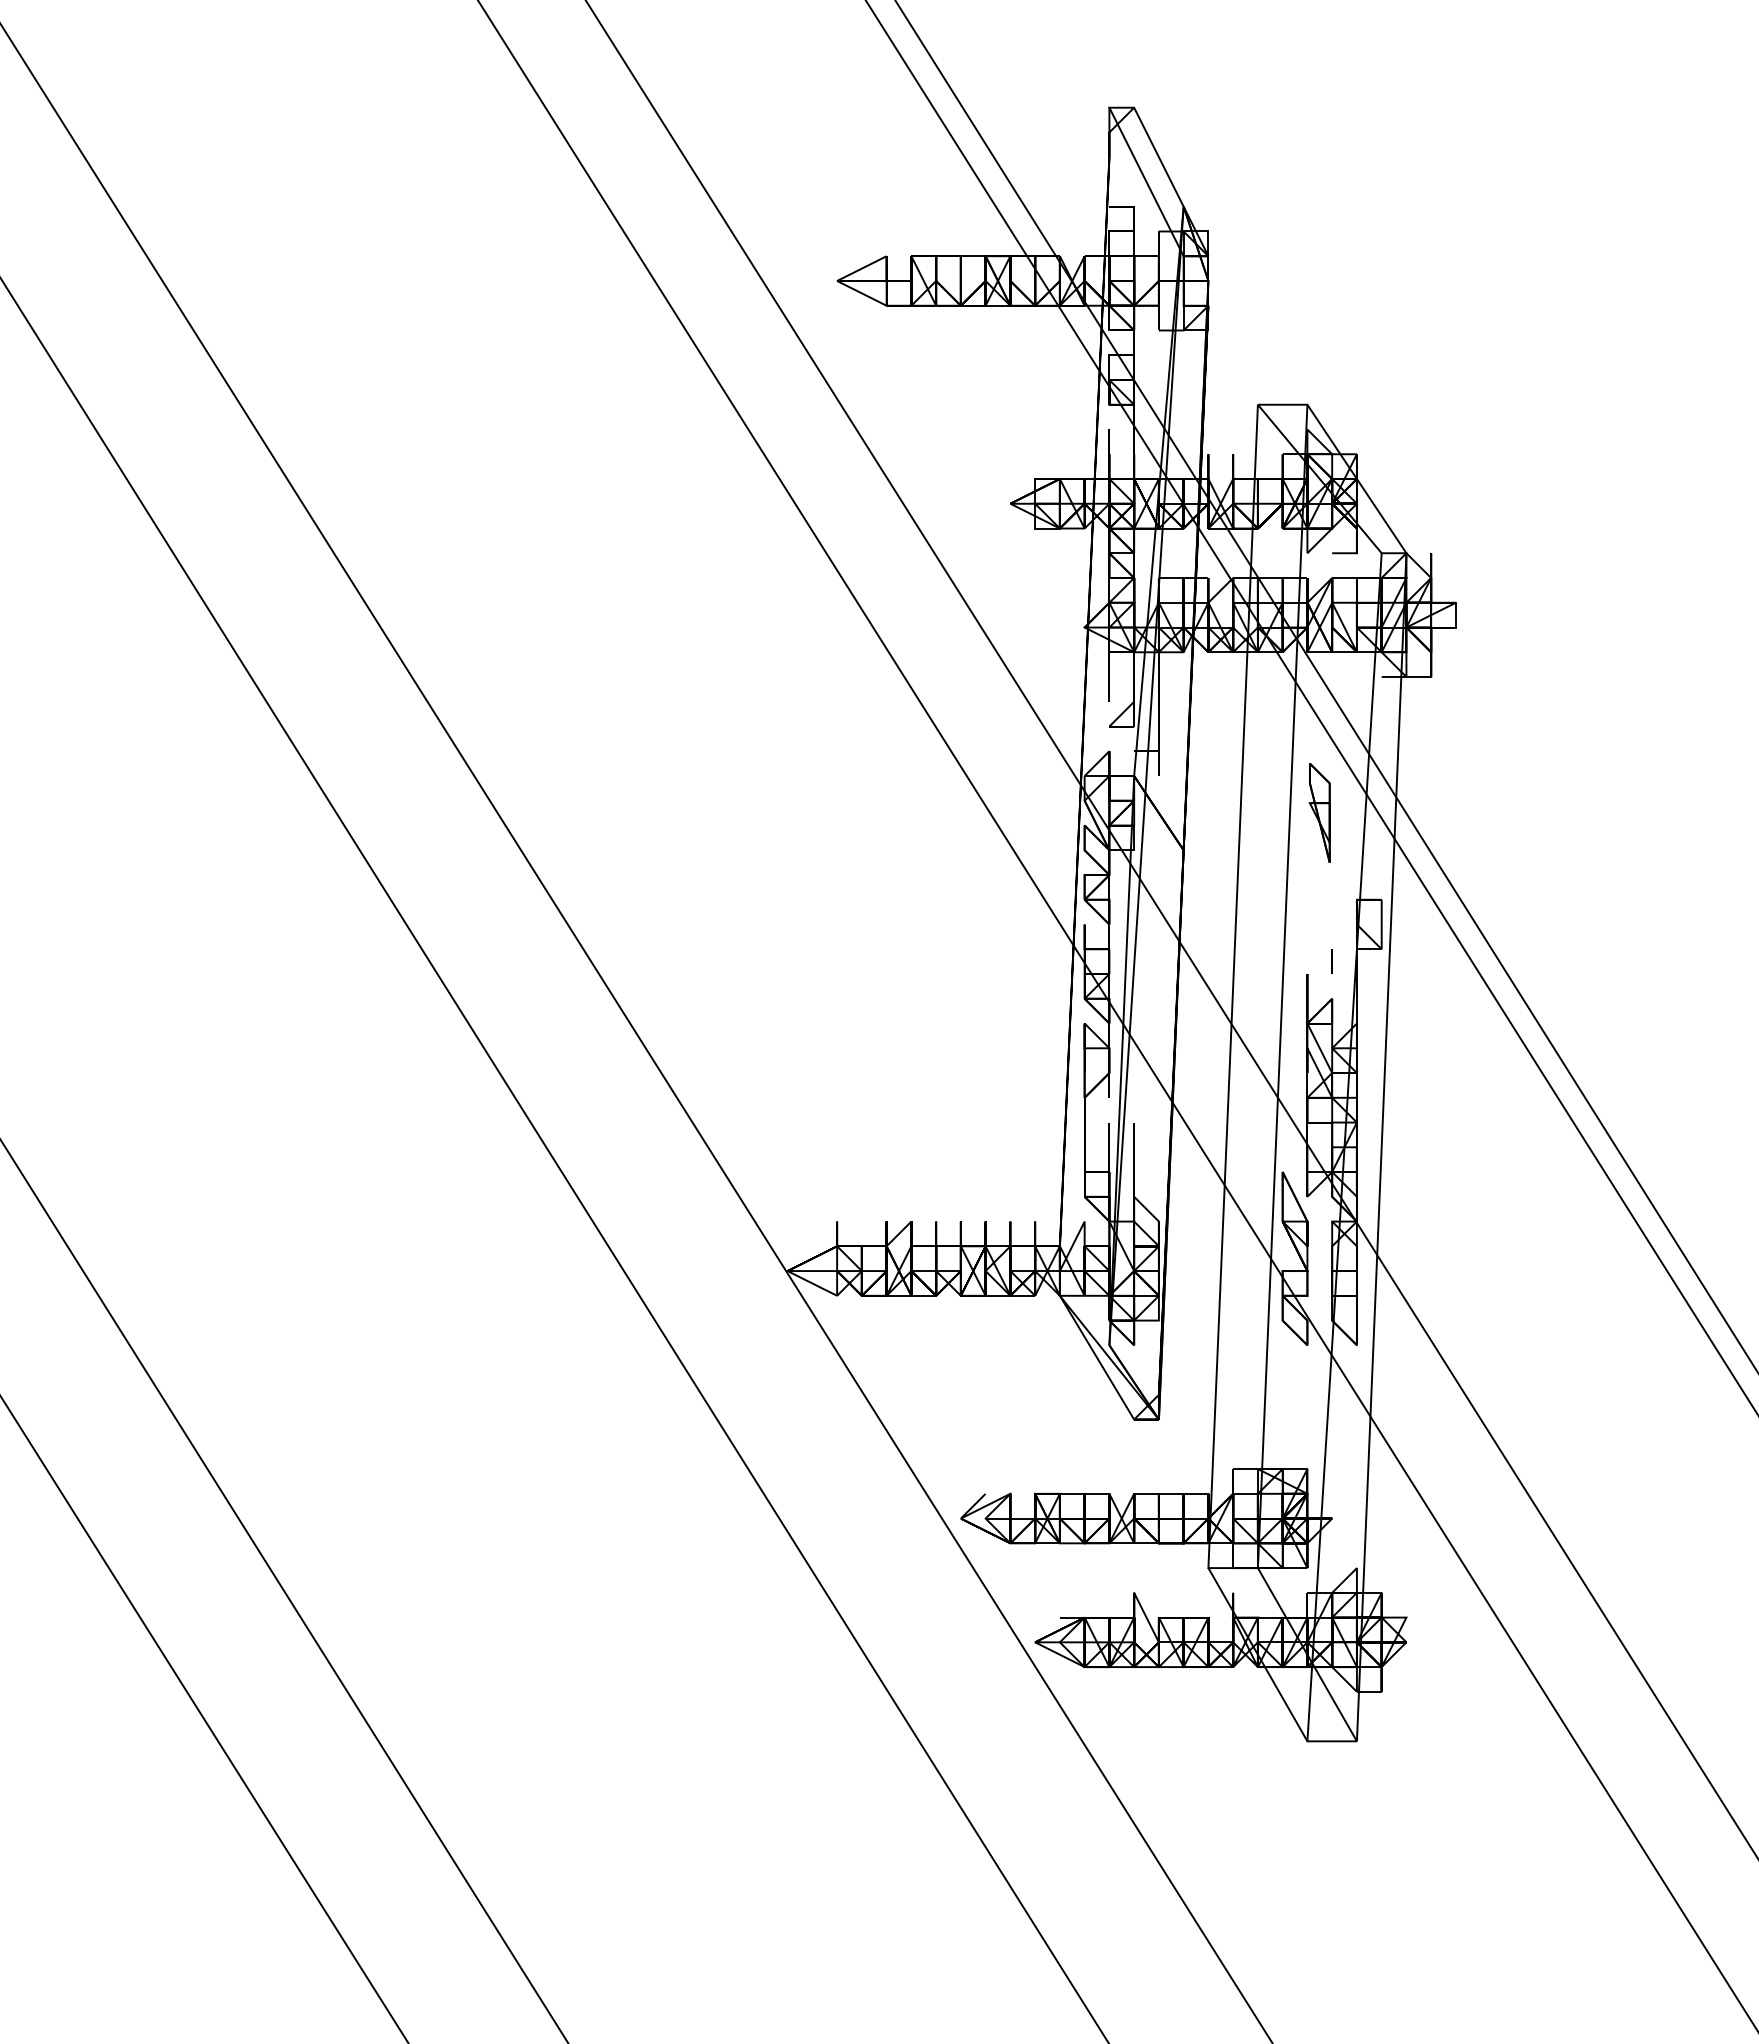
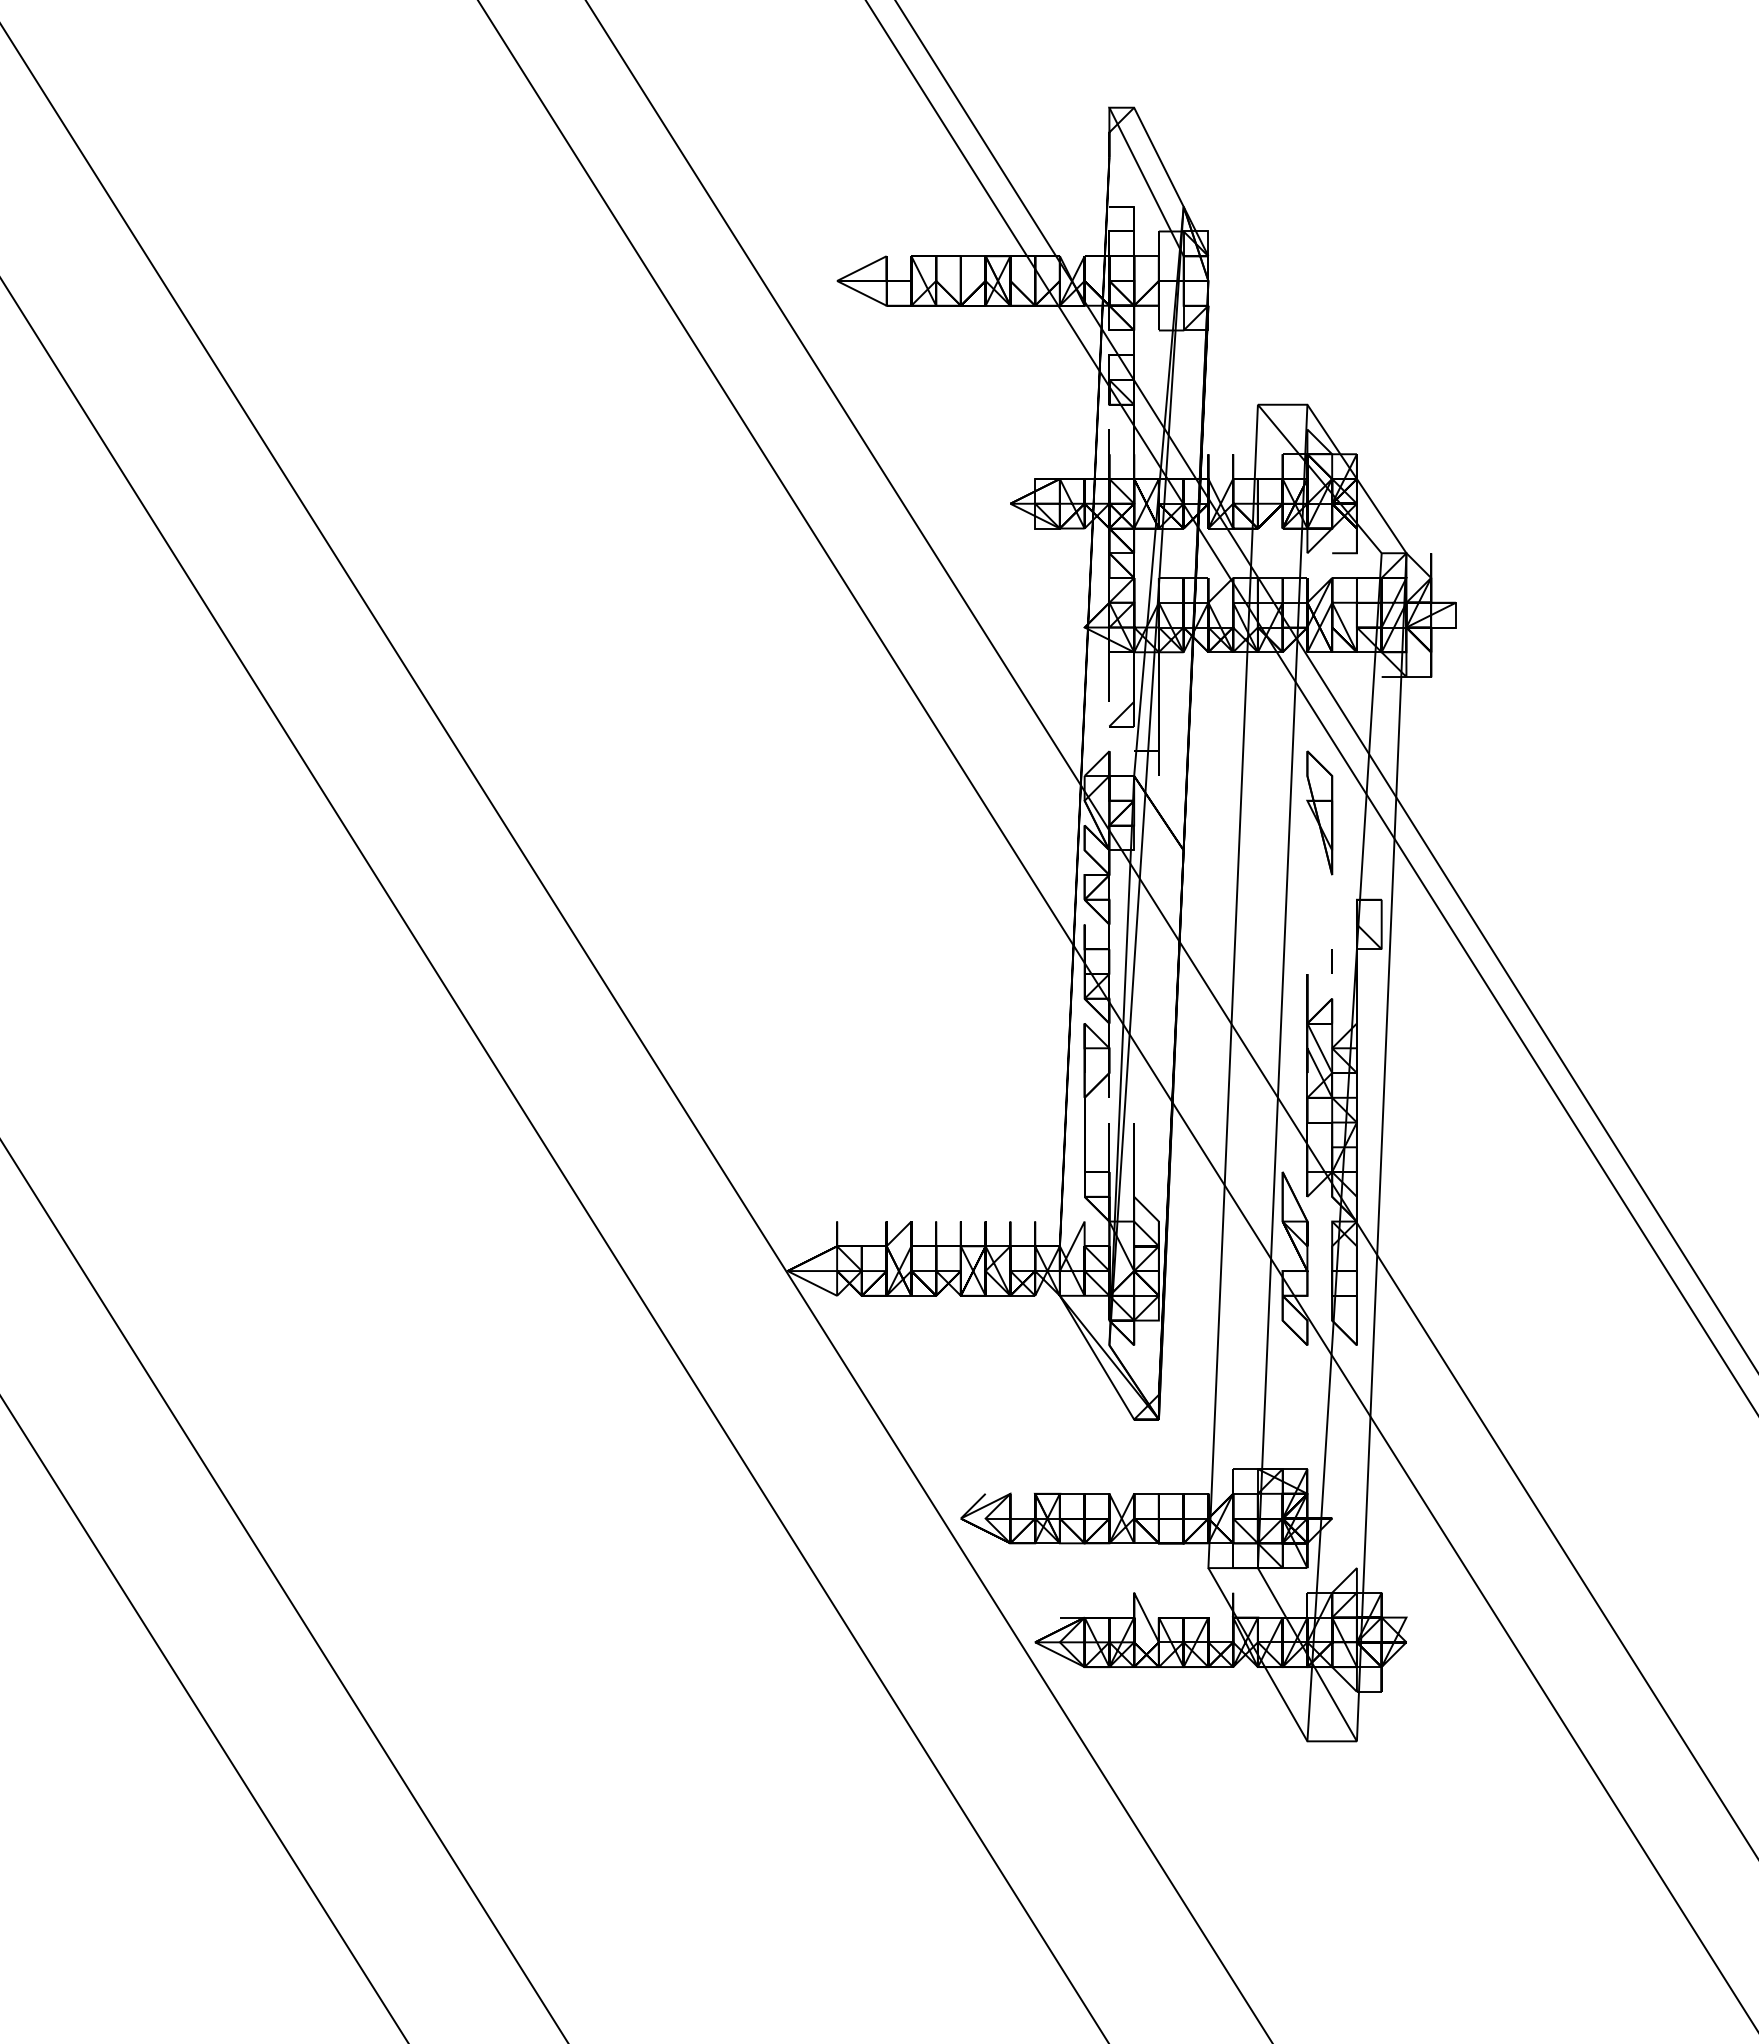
part size: 23x100 px -> 28x126 px (1319, 812)
